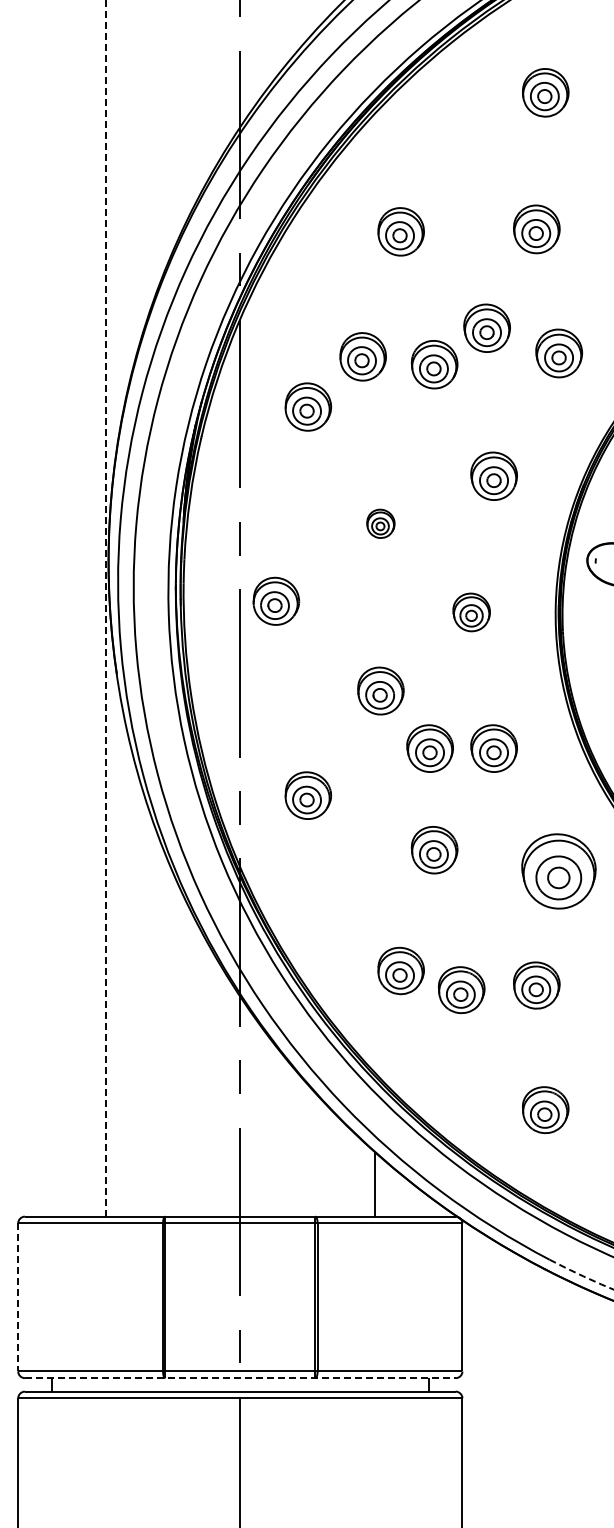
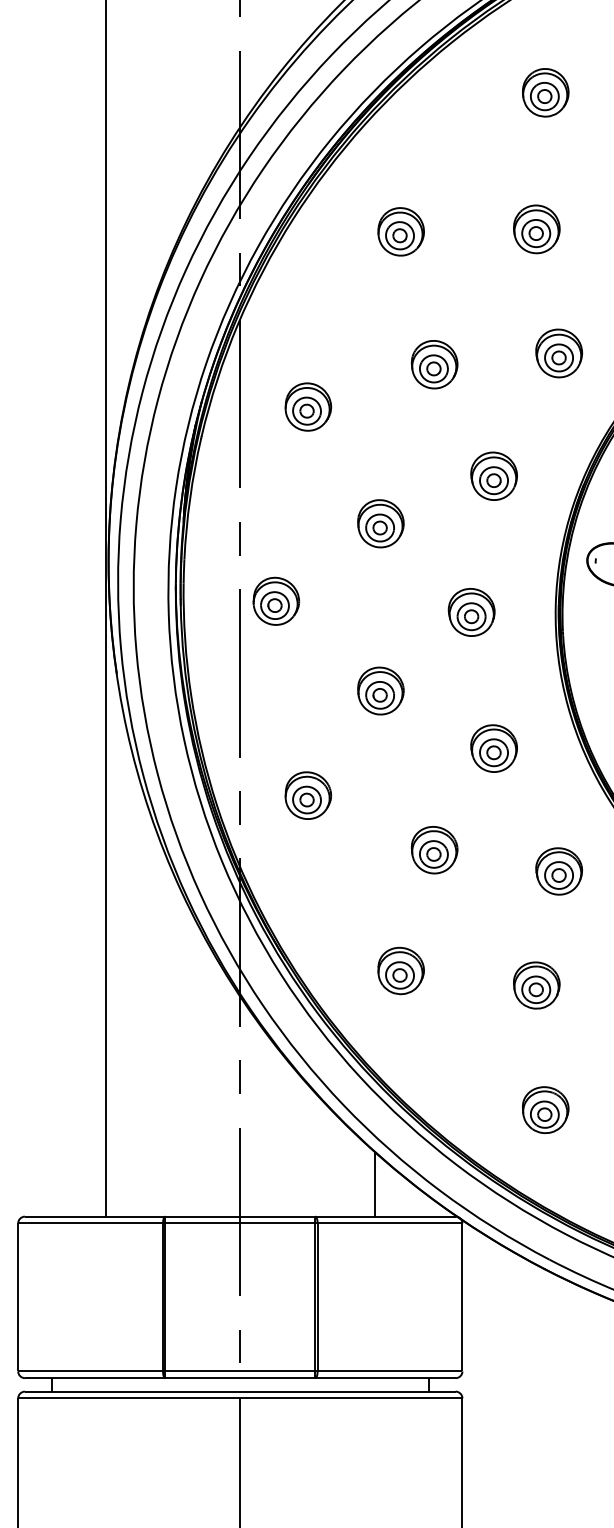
part: present -> none (486, 327)
part: present -> none (362, 356)
part size: 30x31 px -> 48x50 px (380, 523)
line: dashed -> solid (105, 608)
part size: 39x41 px -> 49x49 px (471, 612)
part: present -> none (429, 748)
part size: 76x77 px -> 49x49 px (559, 871)
part: present -> none (461, 990)
arc: dashed -> solid (582, 1275)
line: dashed -> solid (18, 1297)
line: dashed -> solid (240, 1378)
